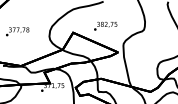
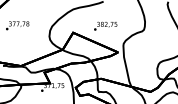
text position: (17, 31) -> (17, 25) (17, 25)
